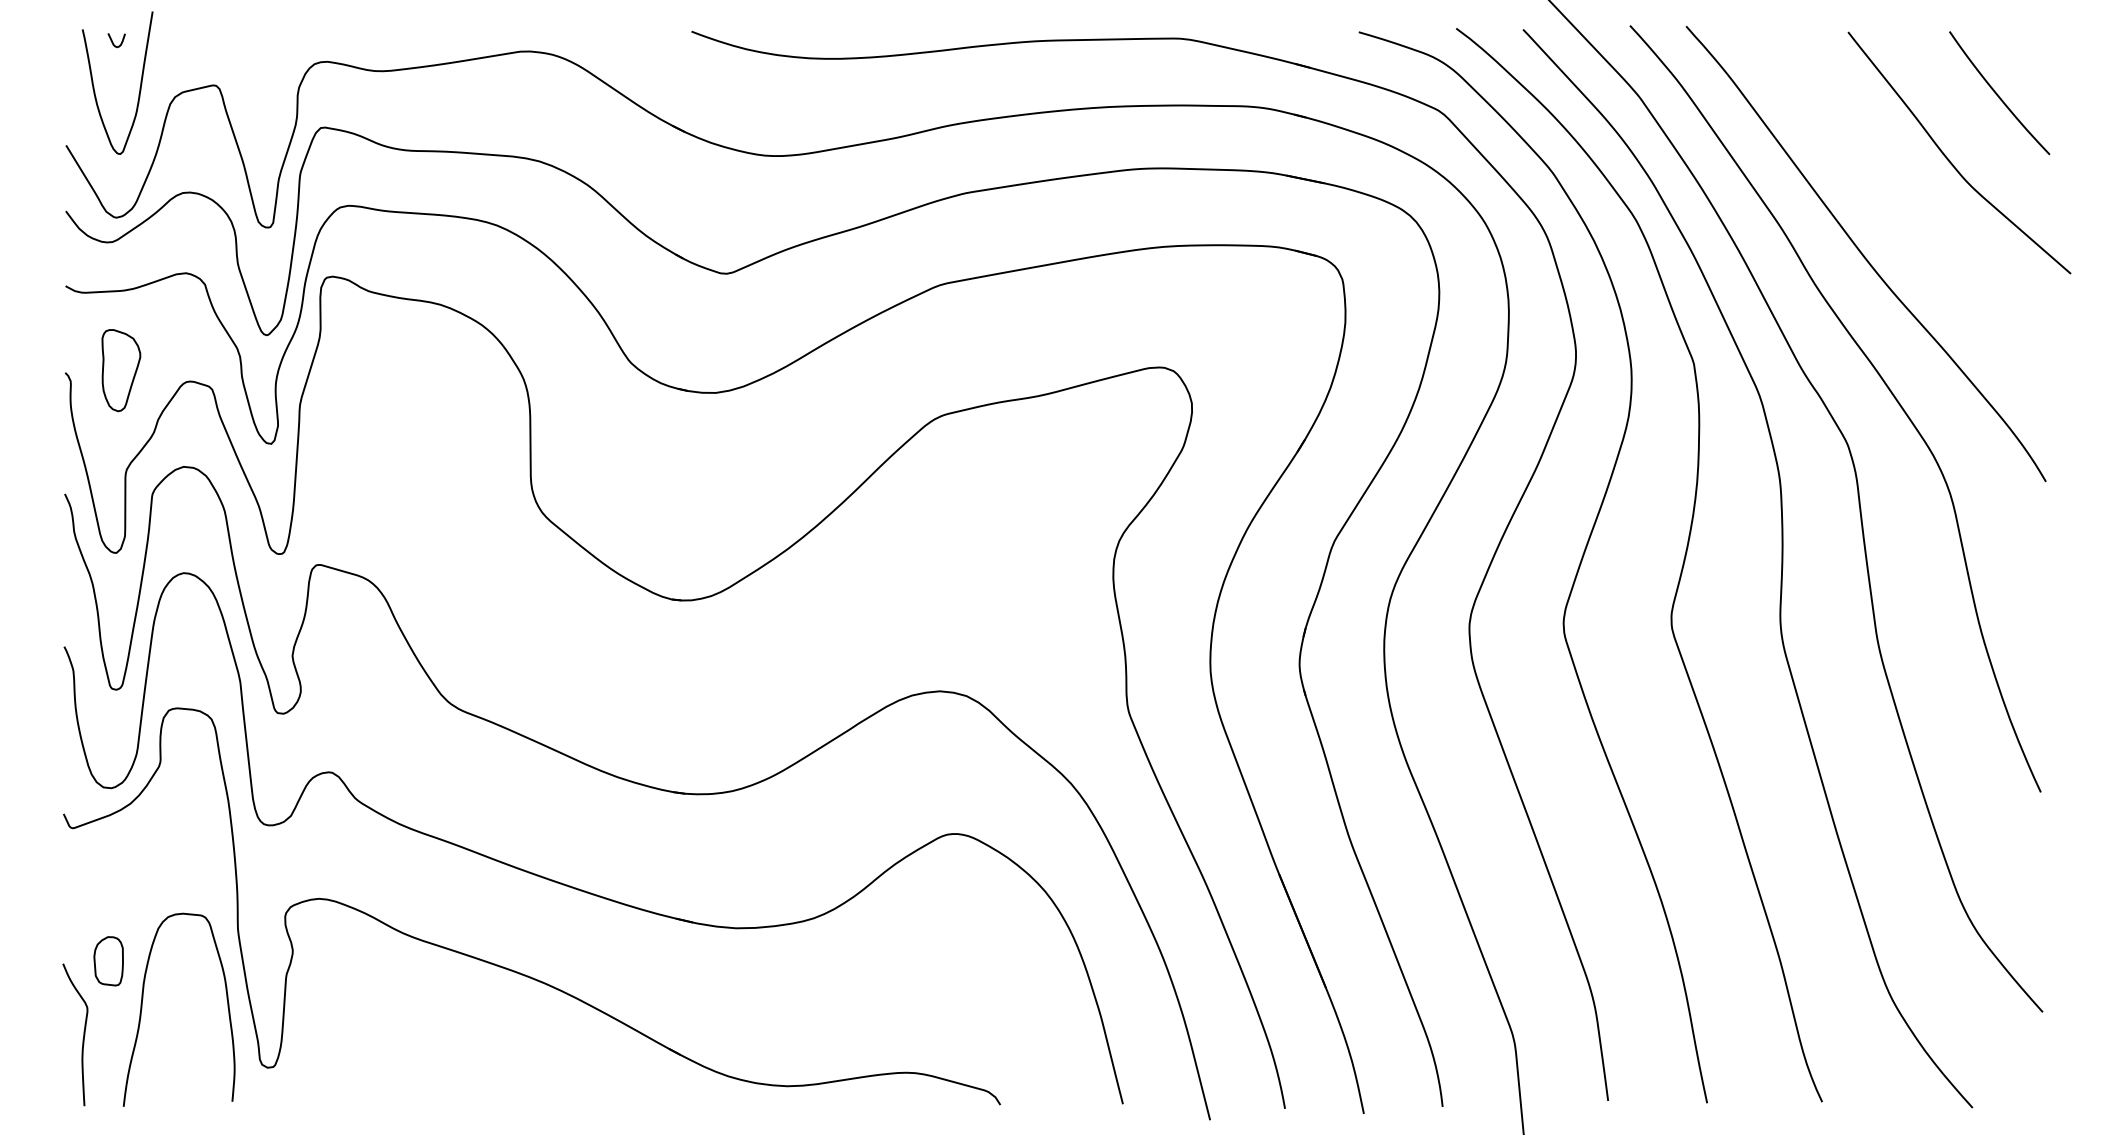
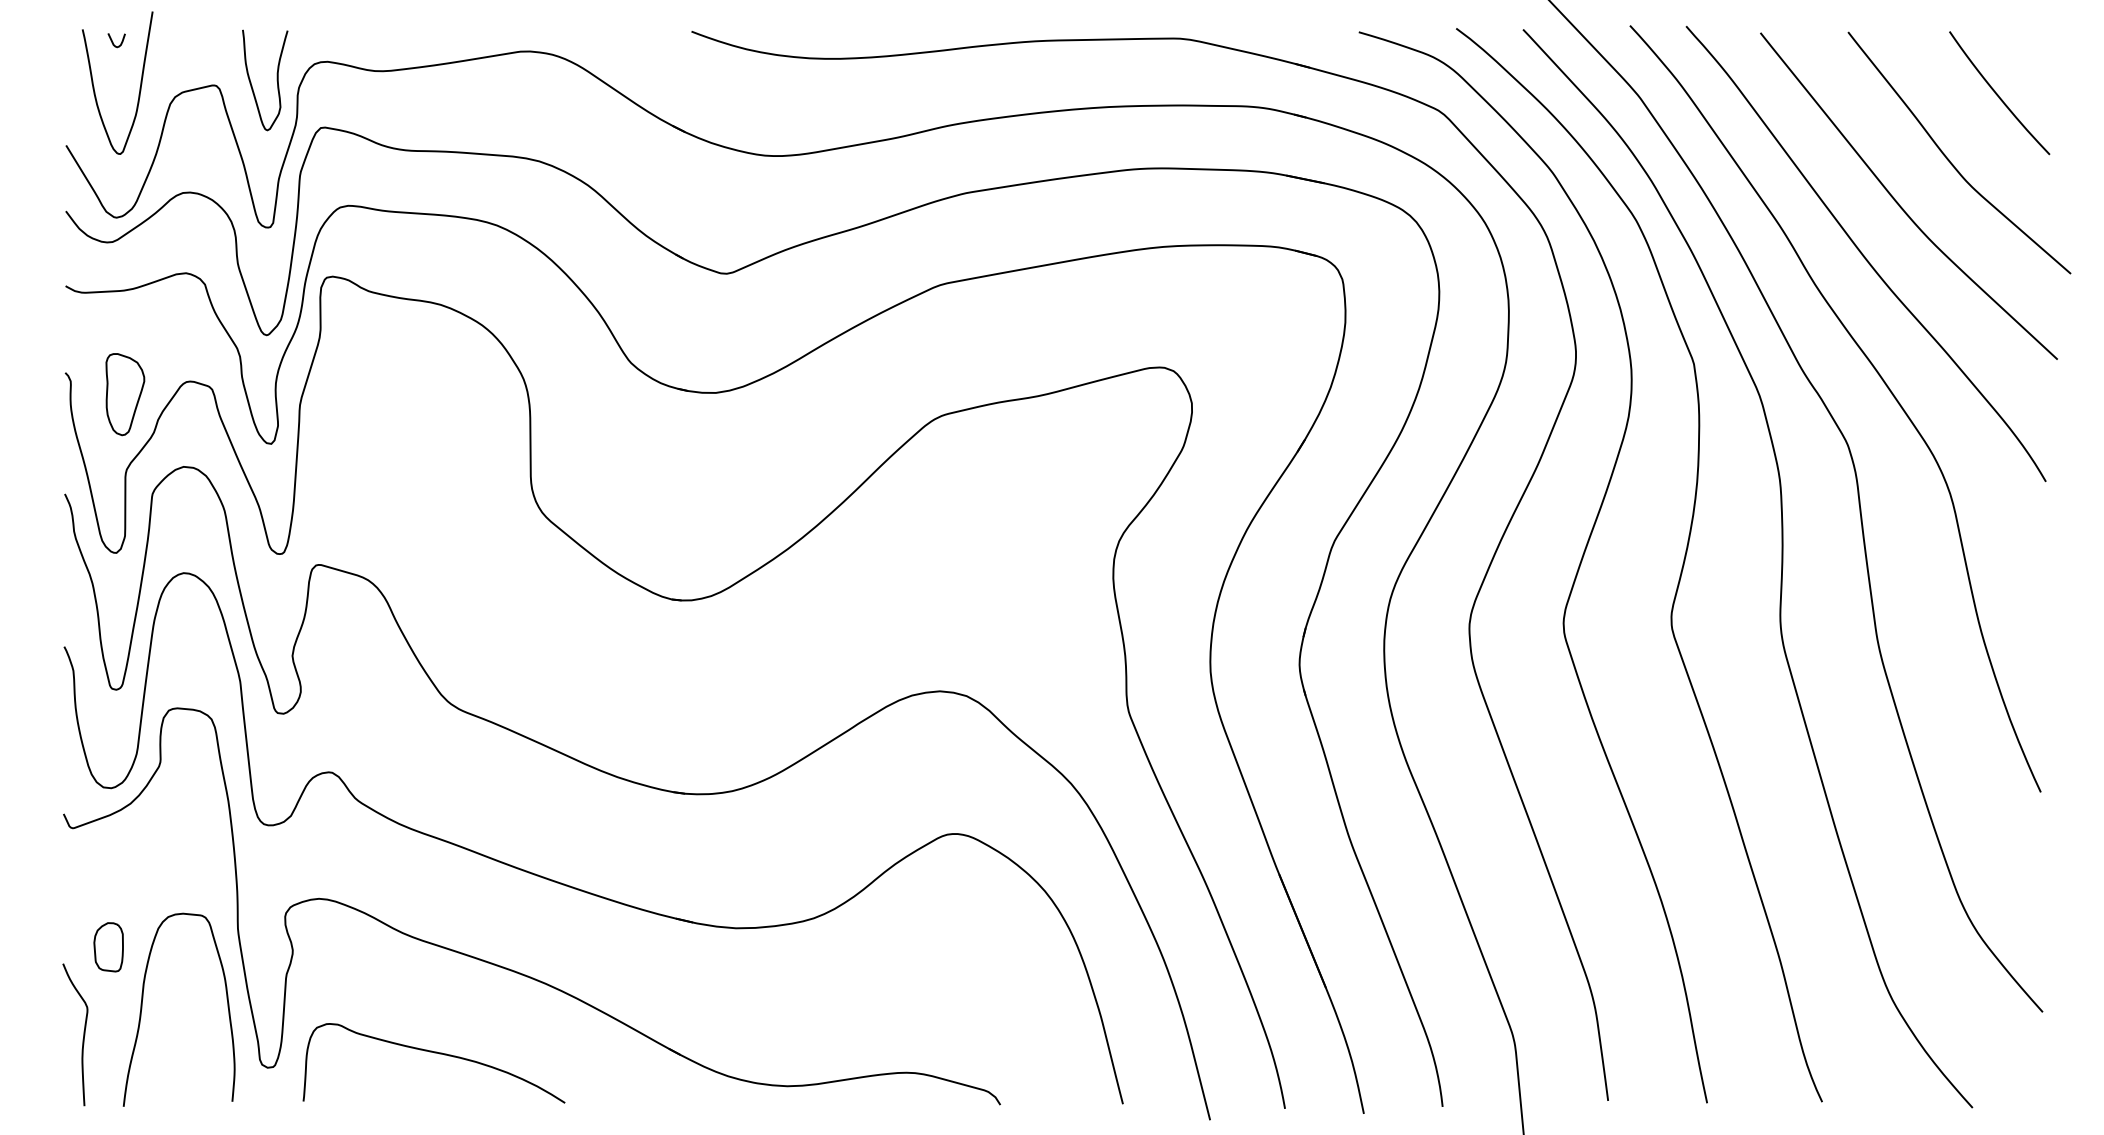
curve: none -> present (276, 80)
curve: none -> present (1898, 202)
part position: (121, 370) -> (125, 394) (125, 394)
part position: (108, 961) -> (108, 947) (108, 947)
curve: none -> present (434, 1053)
